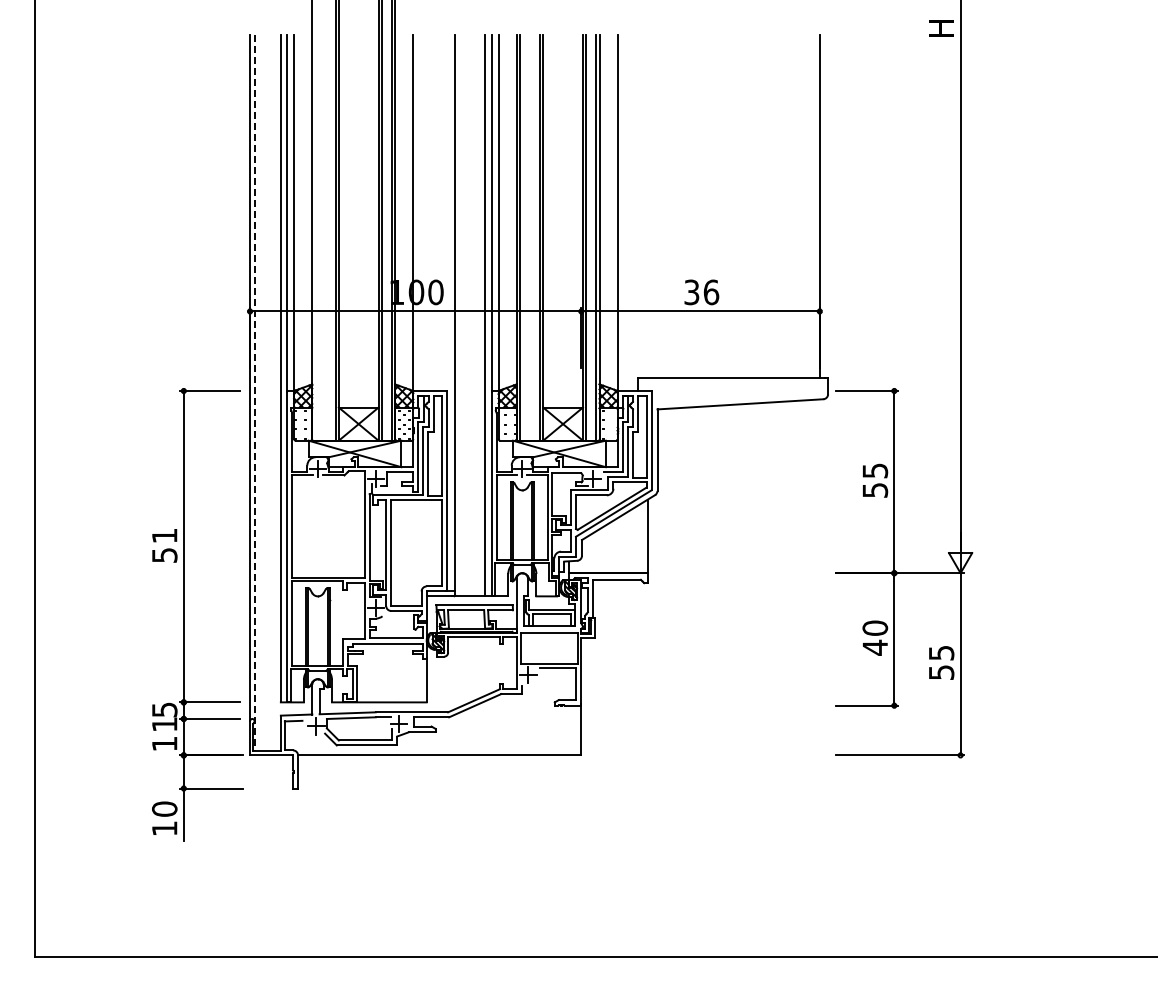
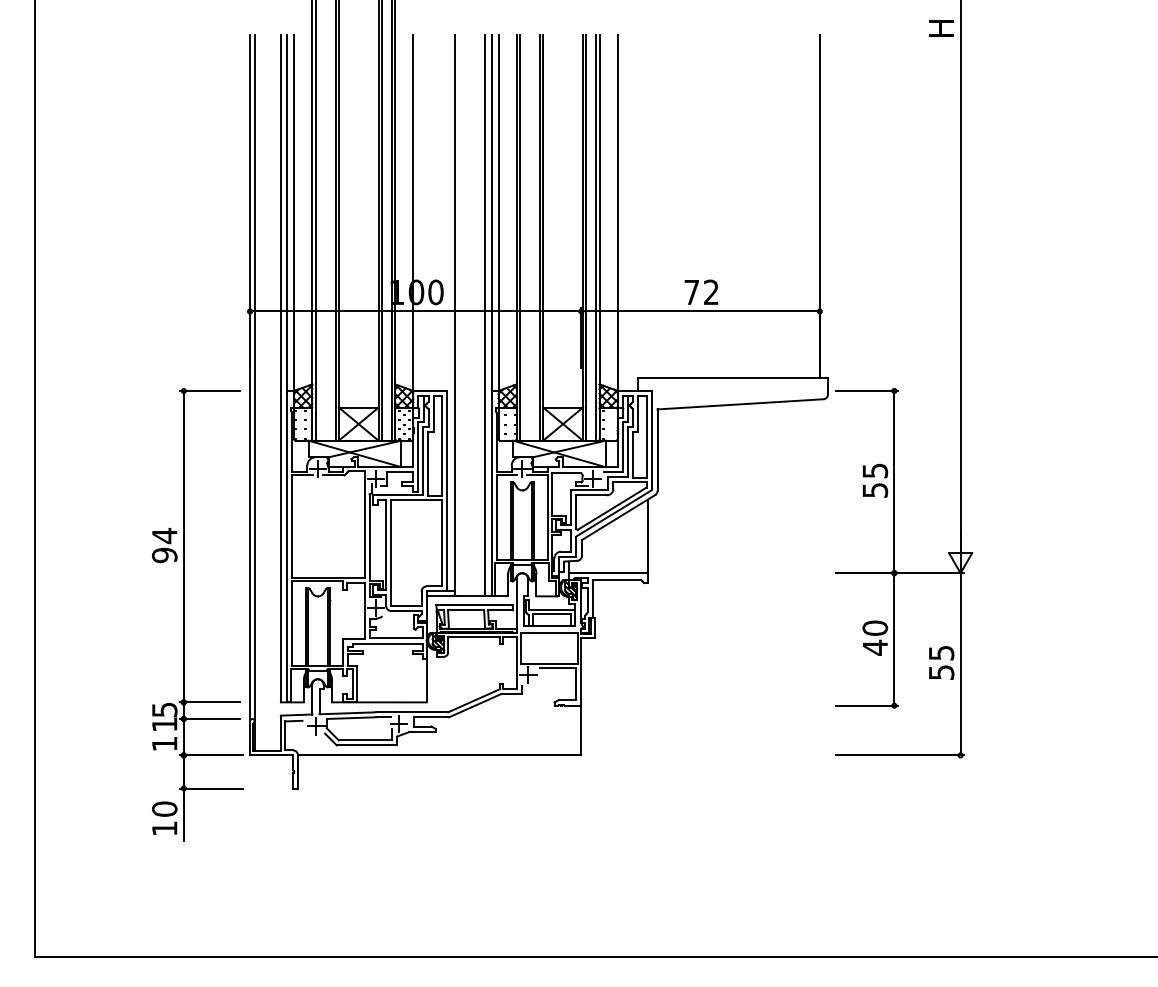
line: none -> present (315, 221)
text: 36 -> 72 (701, 292)
line: dashed -> solid (255, 393)
text: 51 -> 94 (164, 545)
